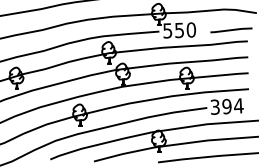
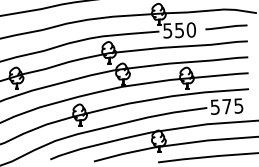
line position: (231, 30) -> (226, 27) (226, 27)
text: 394 -> 575 (227, 106)
